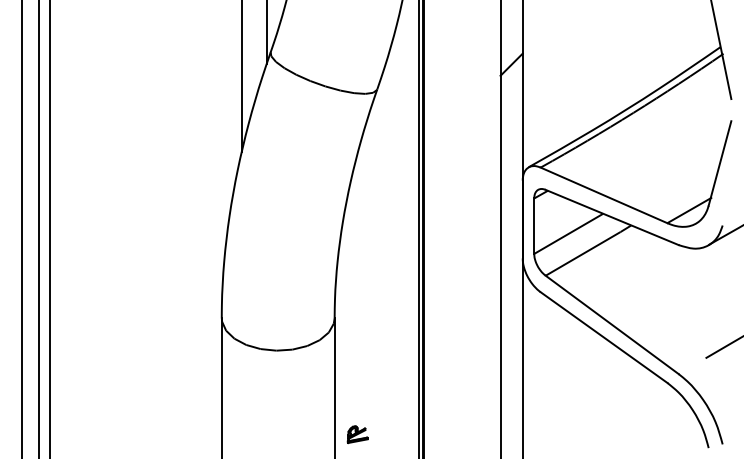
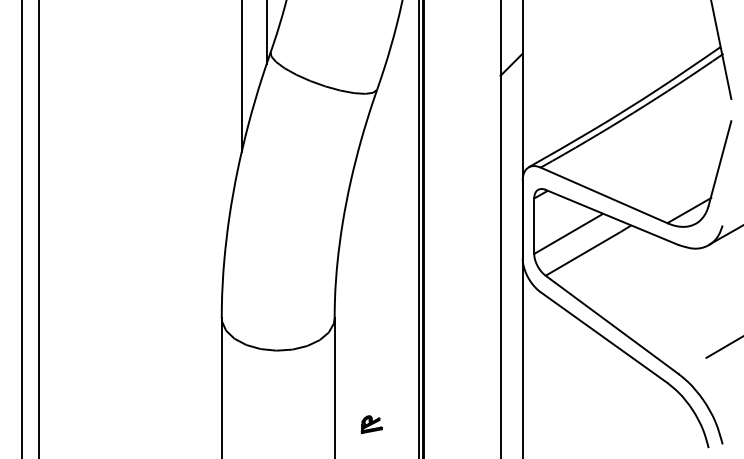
line: present -> none (50, 228)
part position: (357, 434) -> (371, 424) (371, 424)
